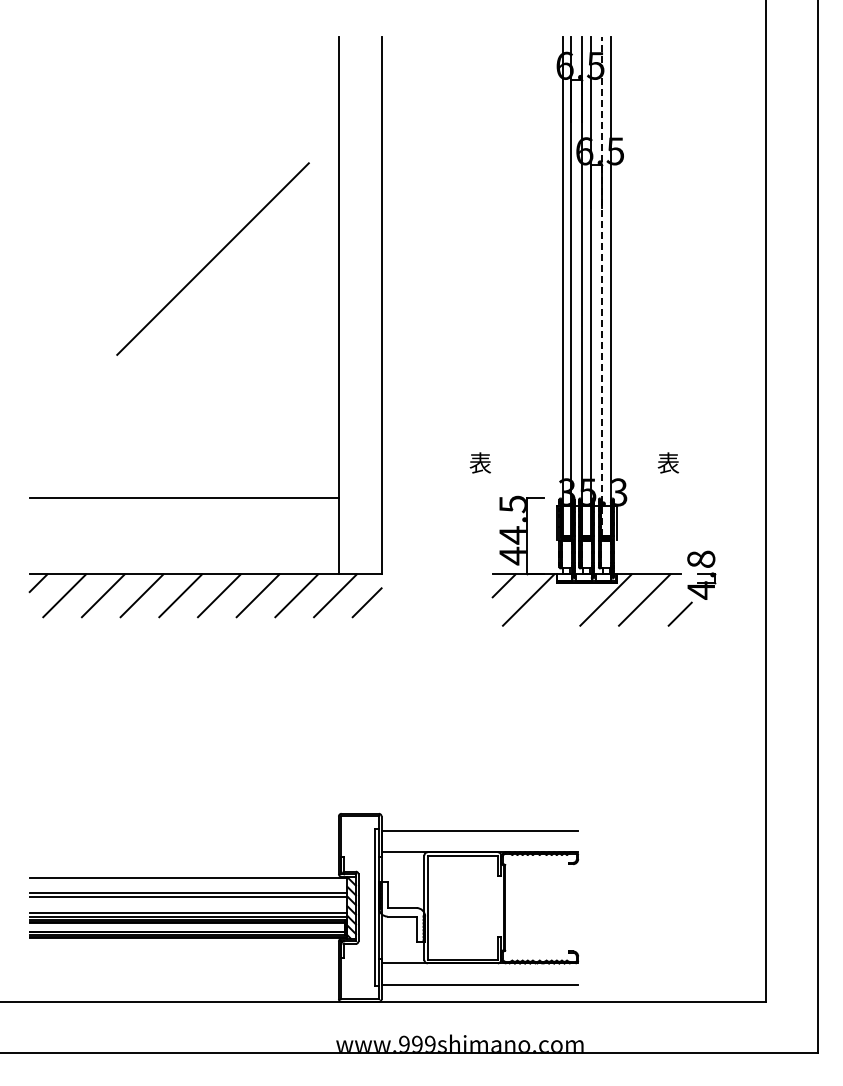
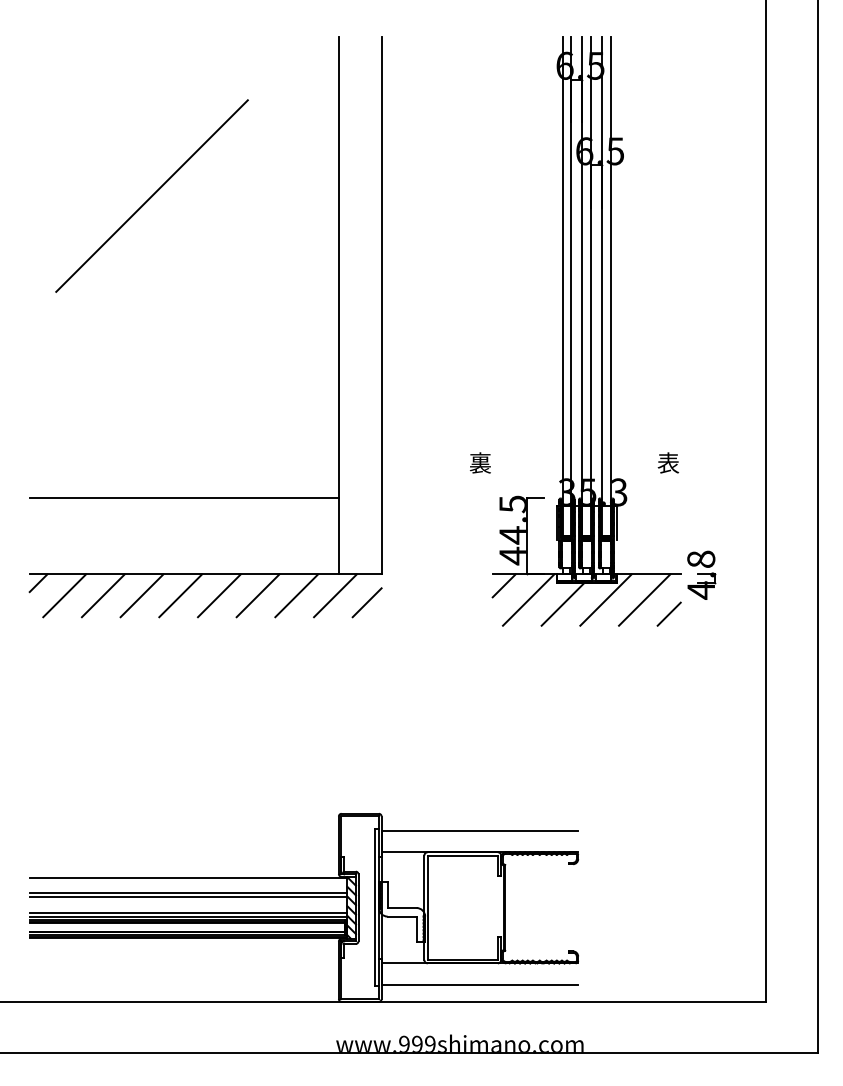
line position: (212, 258) -> (151, 195) (151, 195)
line: dashed -> solid (602, 285)
text: 表 -> 裏 (479, 463)
line: none -> present (562, 603)
line position: (679, 613) -> (668, 613) (668, 613)
